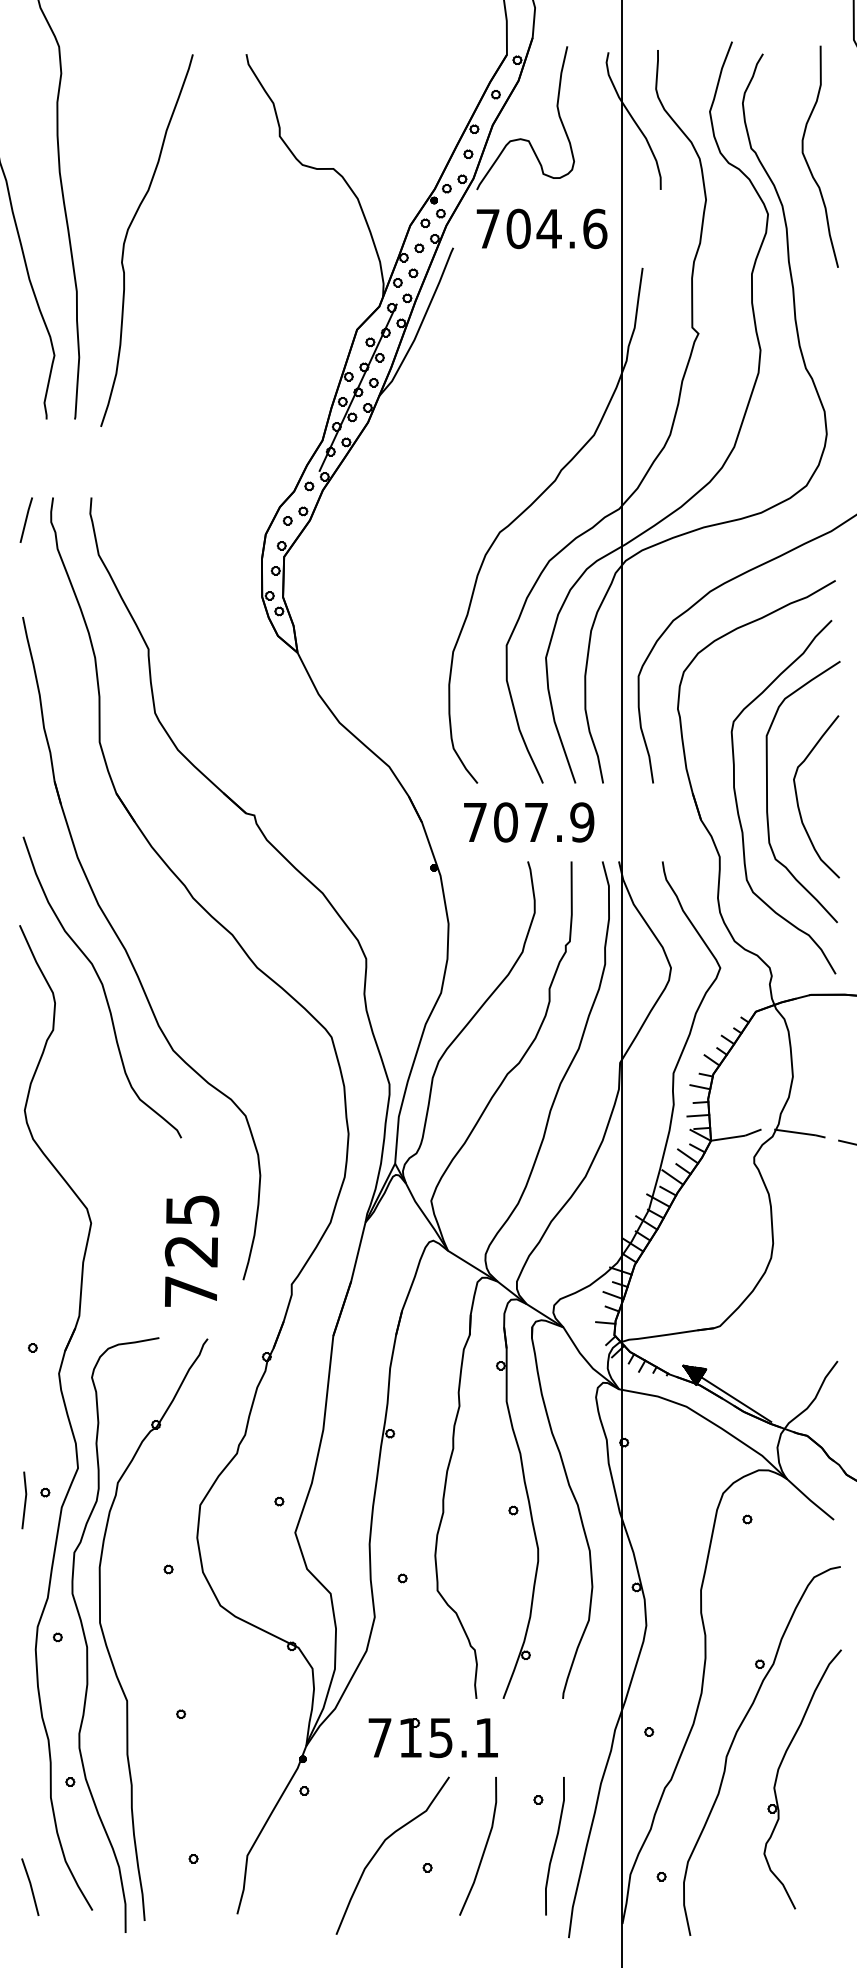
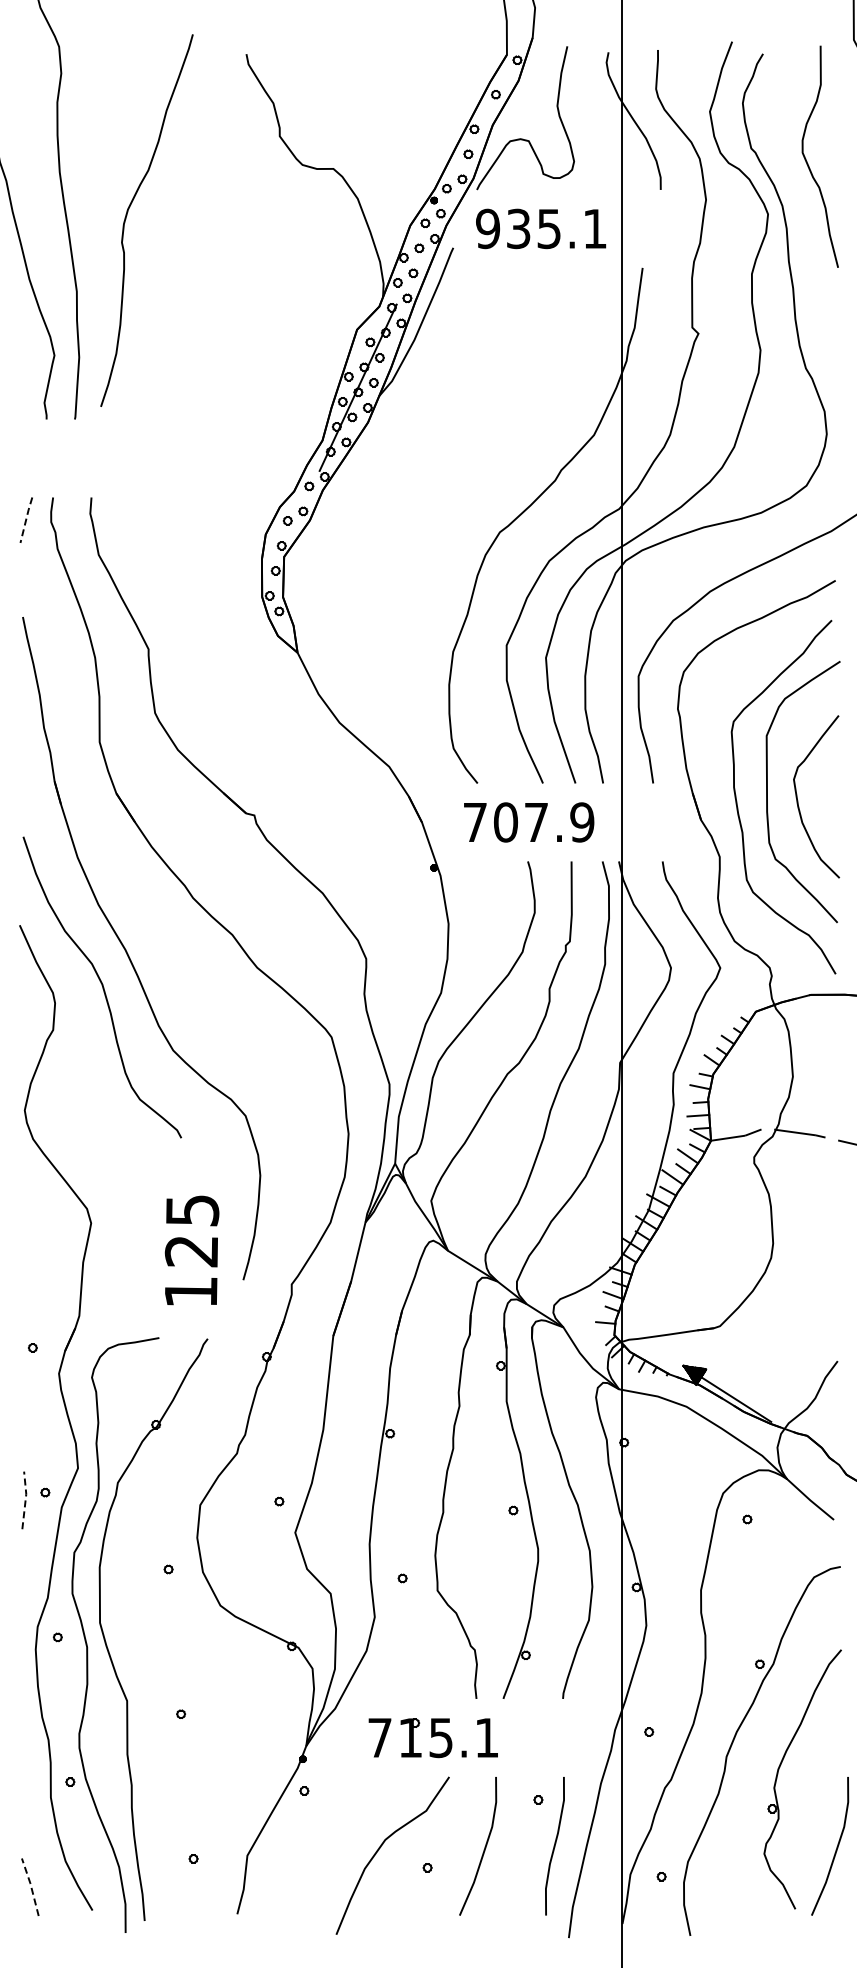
text: 704.6 -> 935.1 (541, 228)
curve position: (127, 235) -> (127, 215) (127, 215)
line: solid -> dashed (26, 519)
text: 725 -> 125 (191, 1291)
line: solid -> dashed (25, 1500)
curve: none -> present (835, 1849)
line: solid -> dashed (31, 1886)
